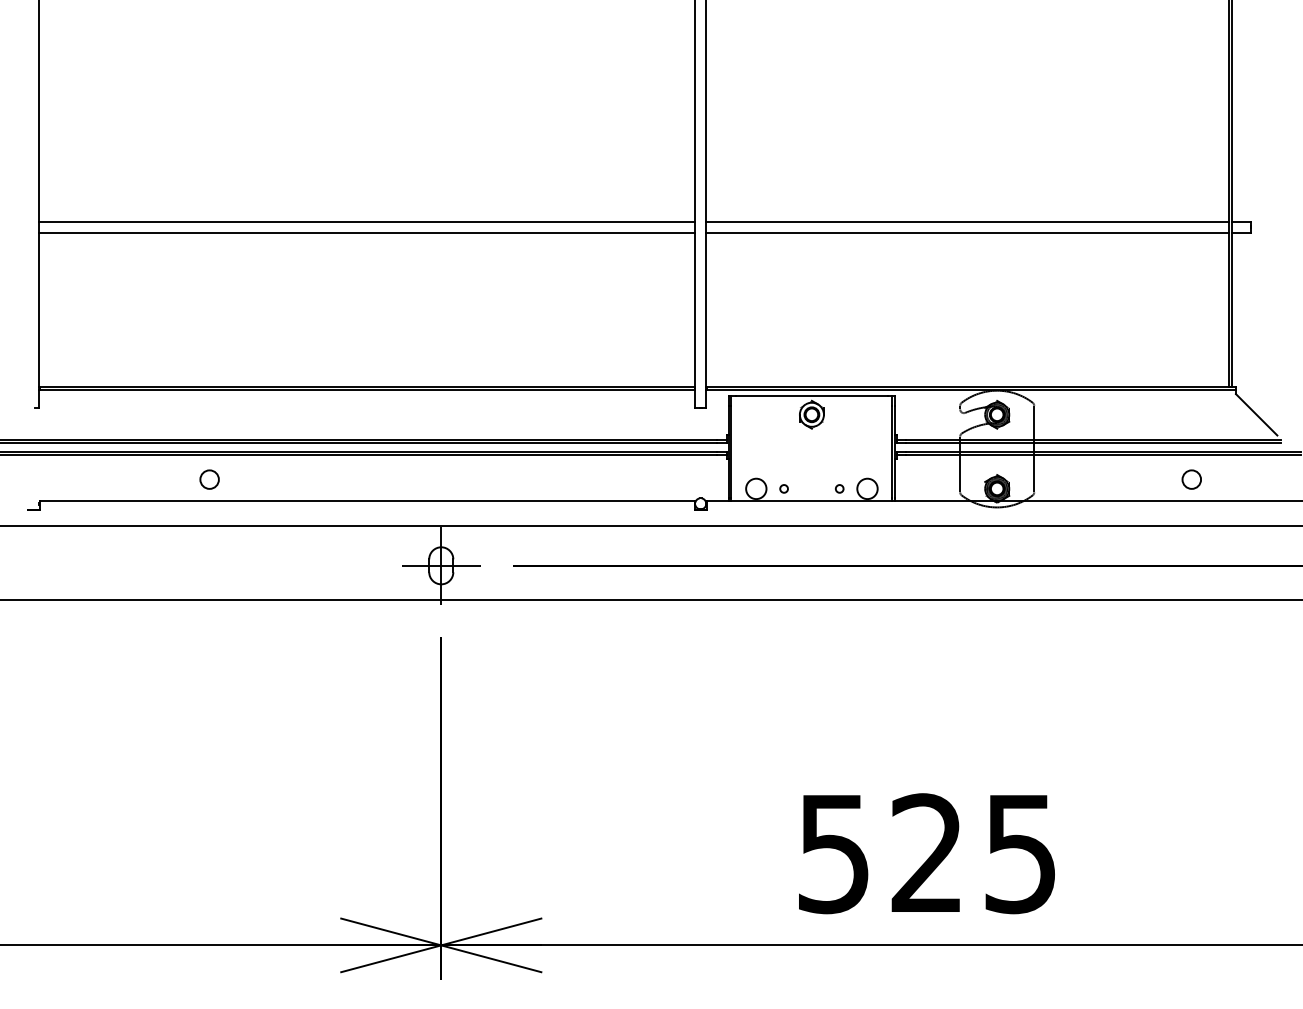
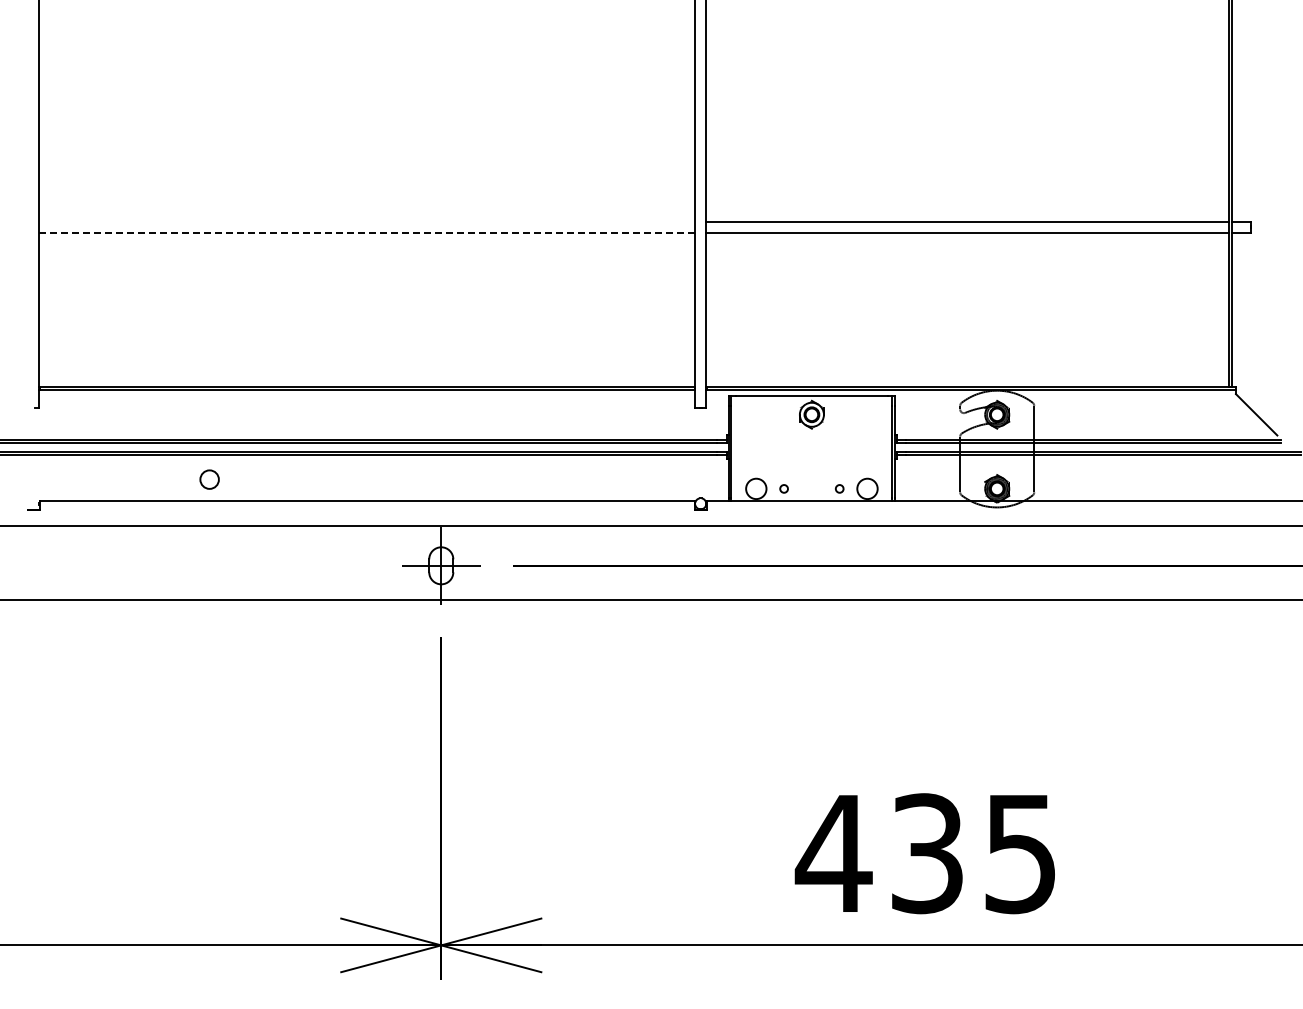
line: present -> none (367, 221)
line: solid -> dashed (367, 232)
circle: present -> none (1191, 479)
text: 525 -> 435 (878, 853)
